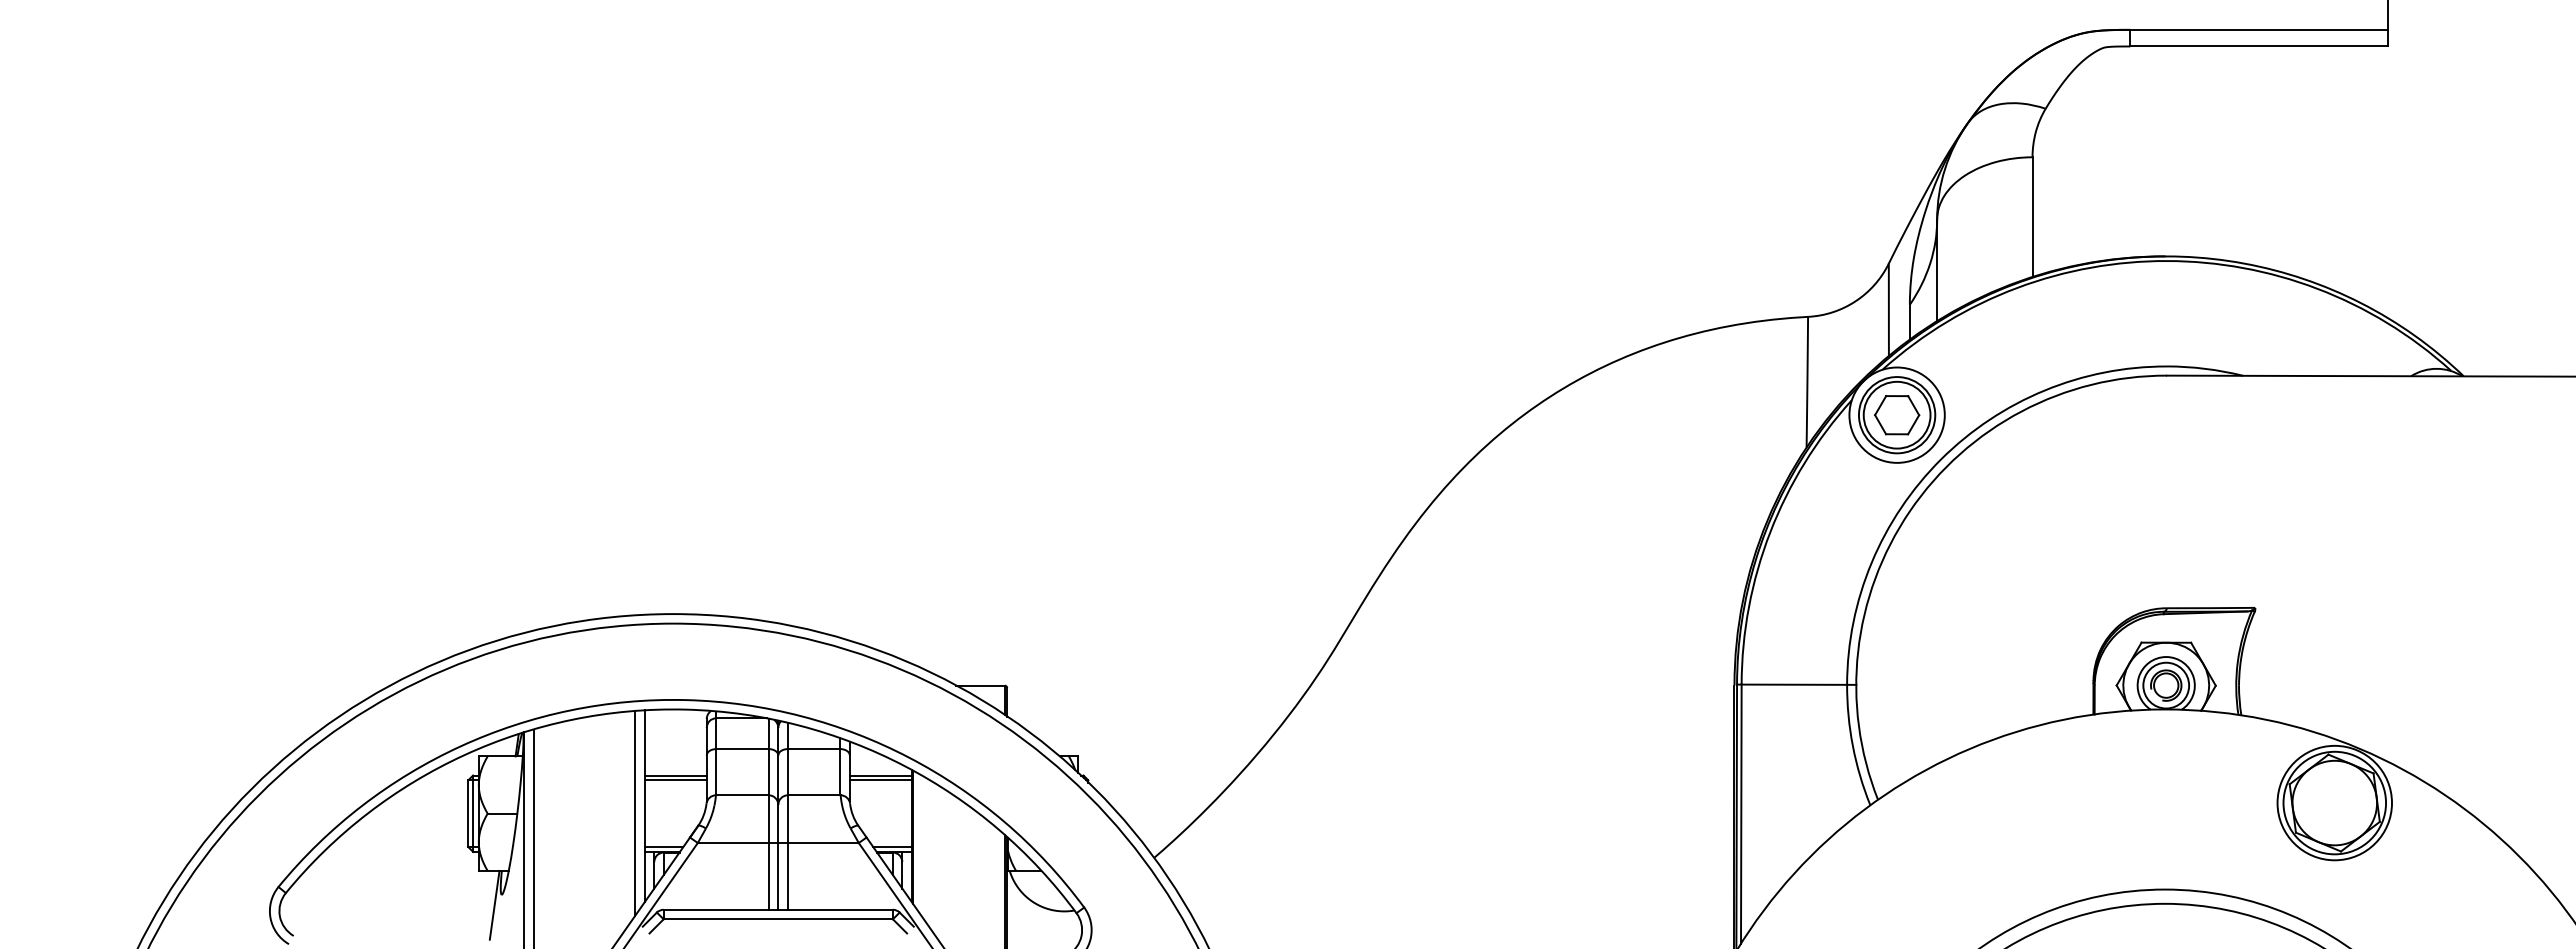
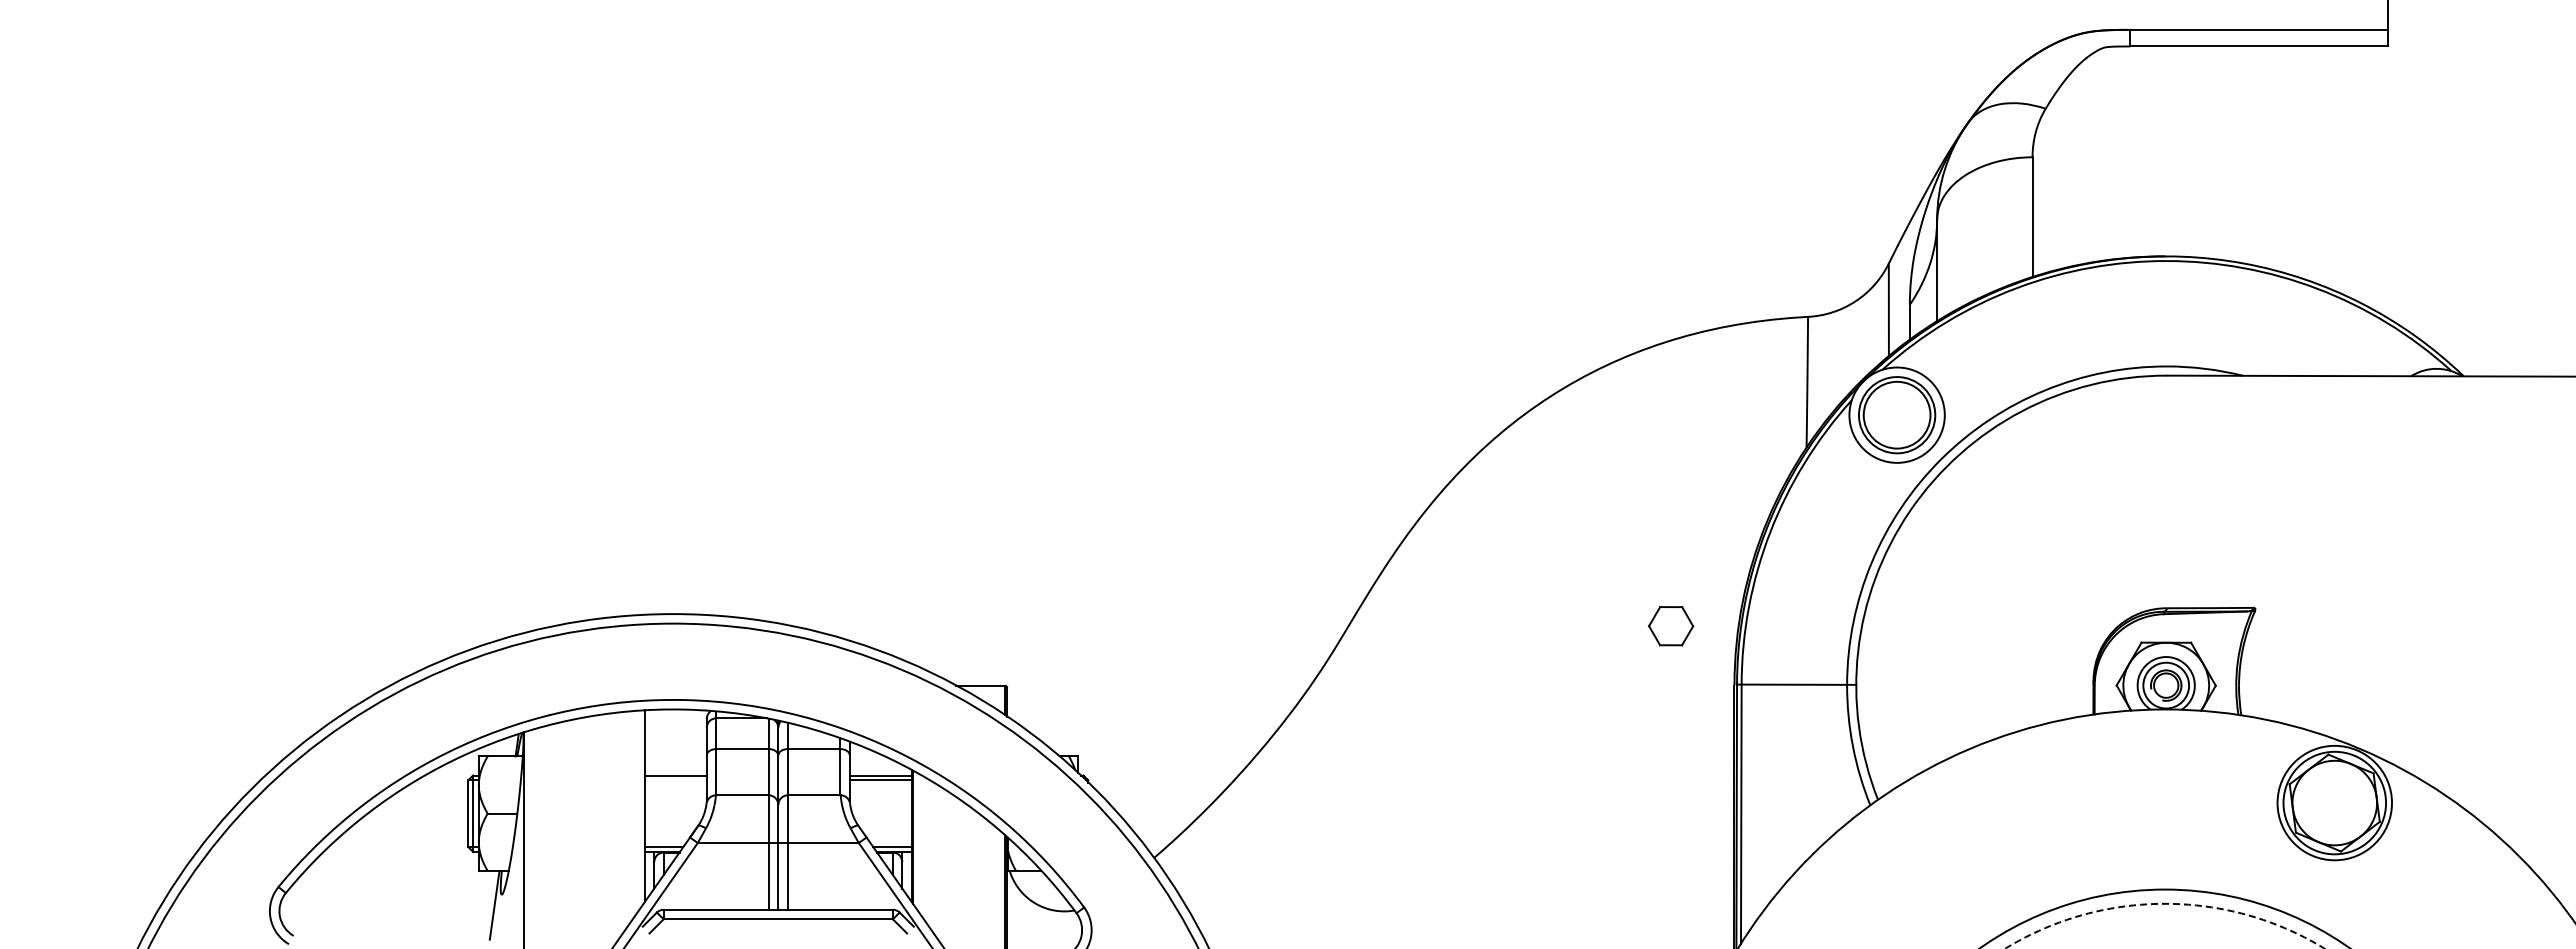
part position: (1897, 415) -> (1671, 626) (1671, 626)
line: present -> none (675, 780)
line: present -> none (635, 813)
line: present -> none (533, 837)
circle: solid -> dashed (2164, 925)
